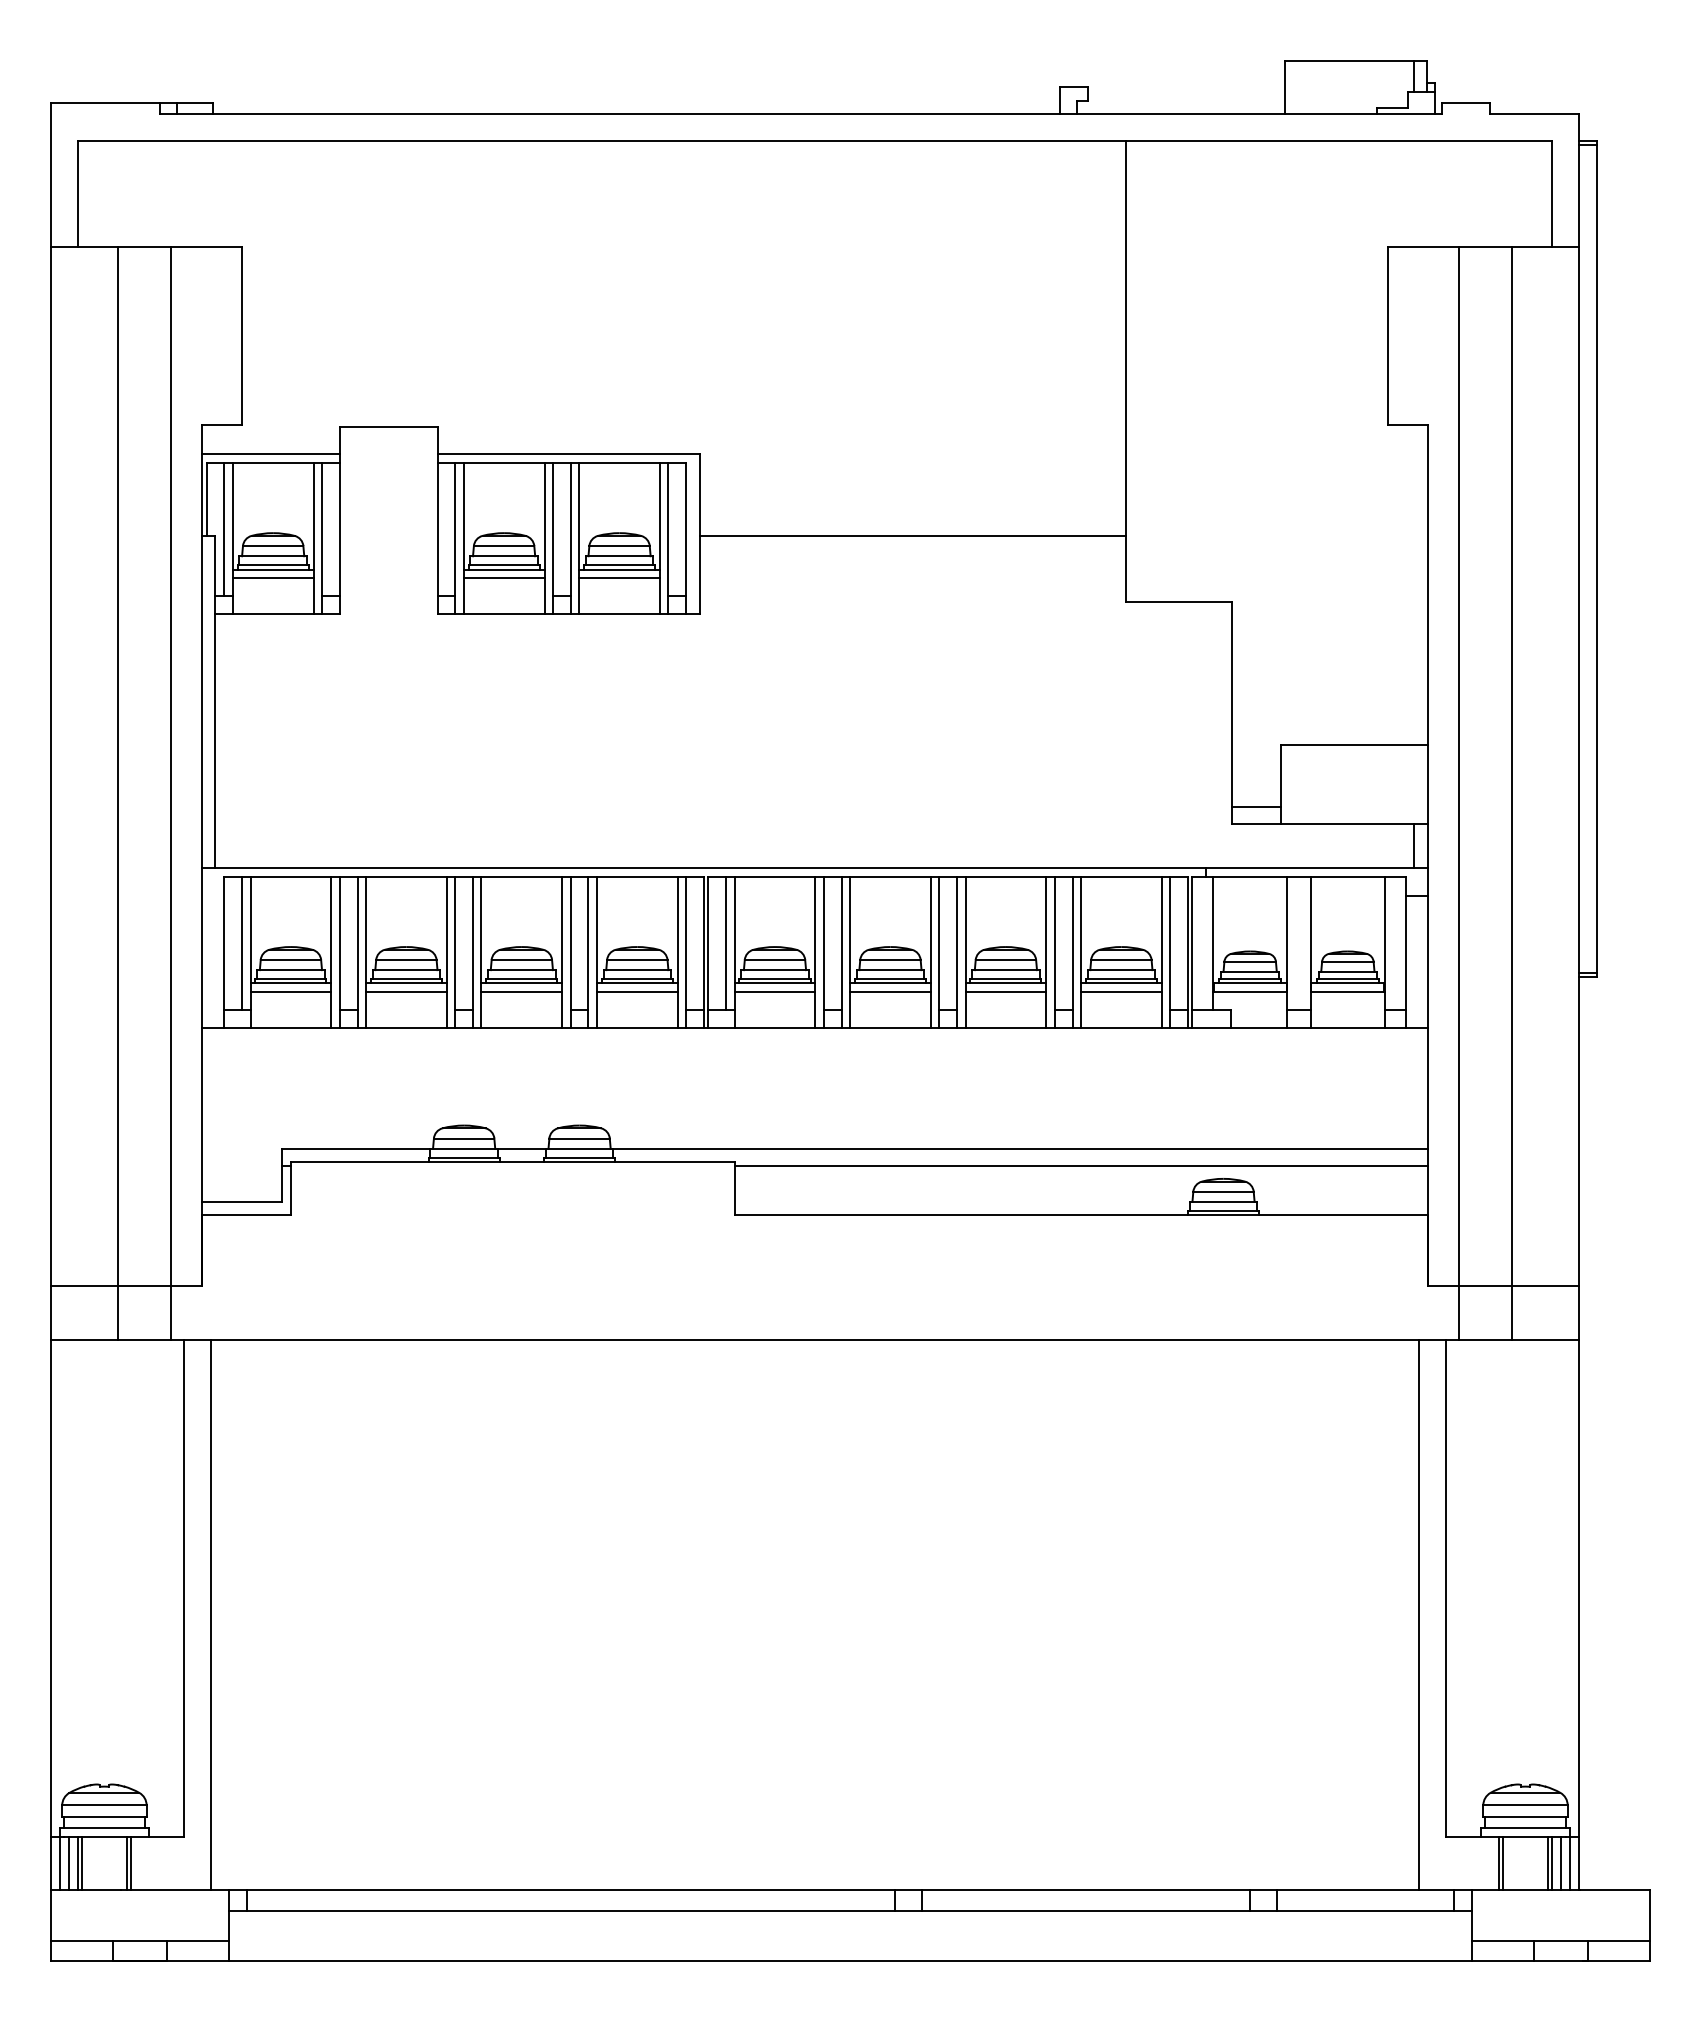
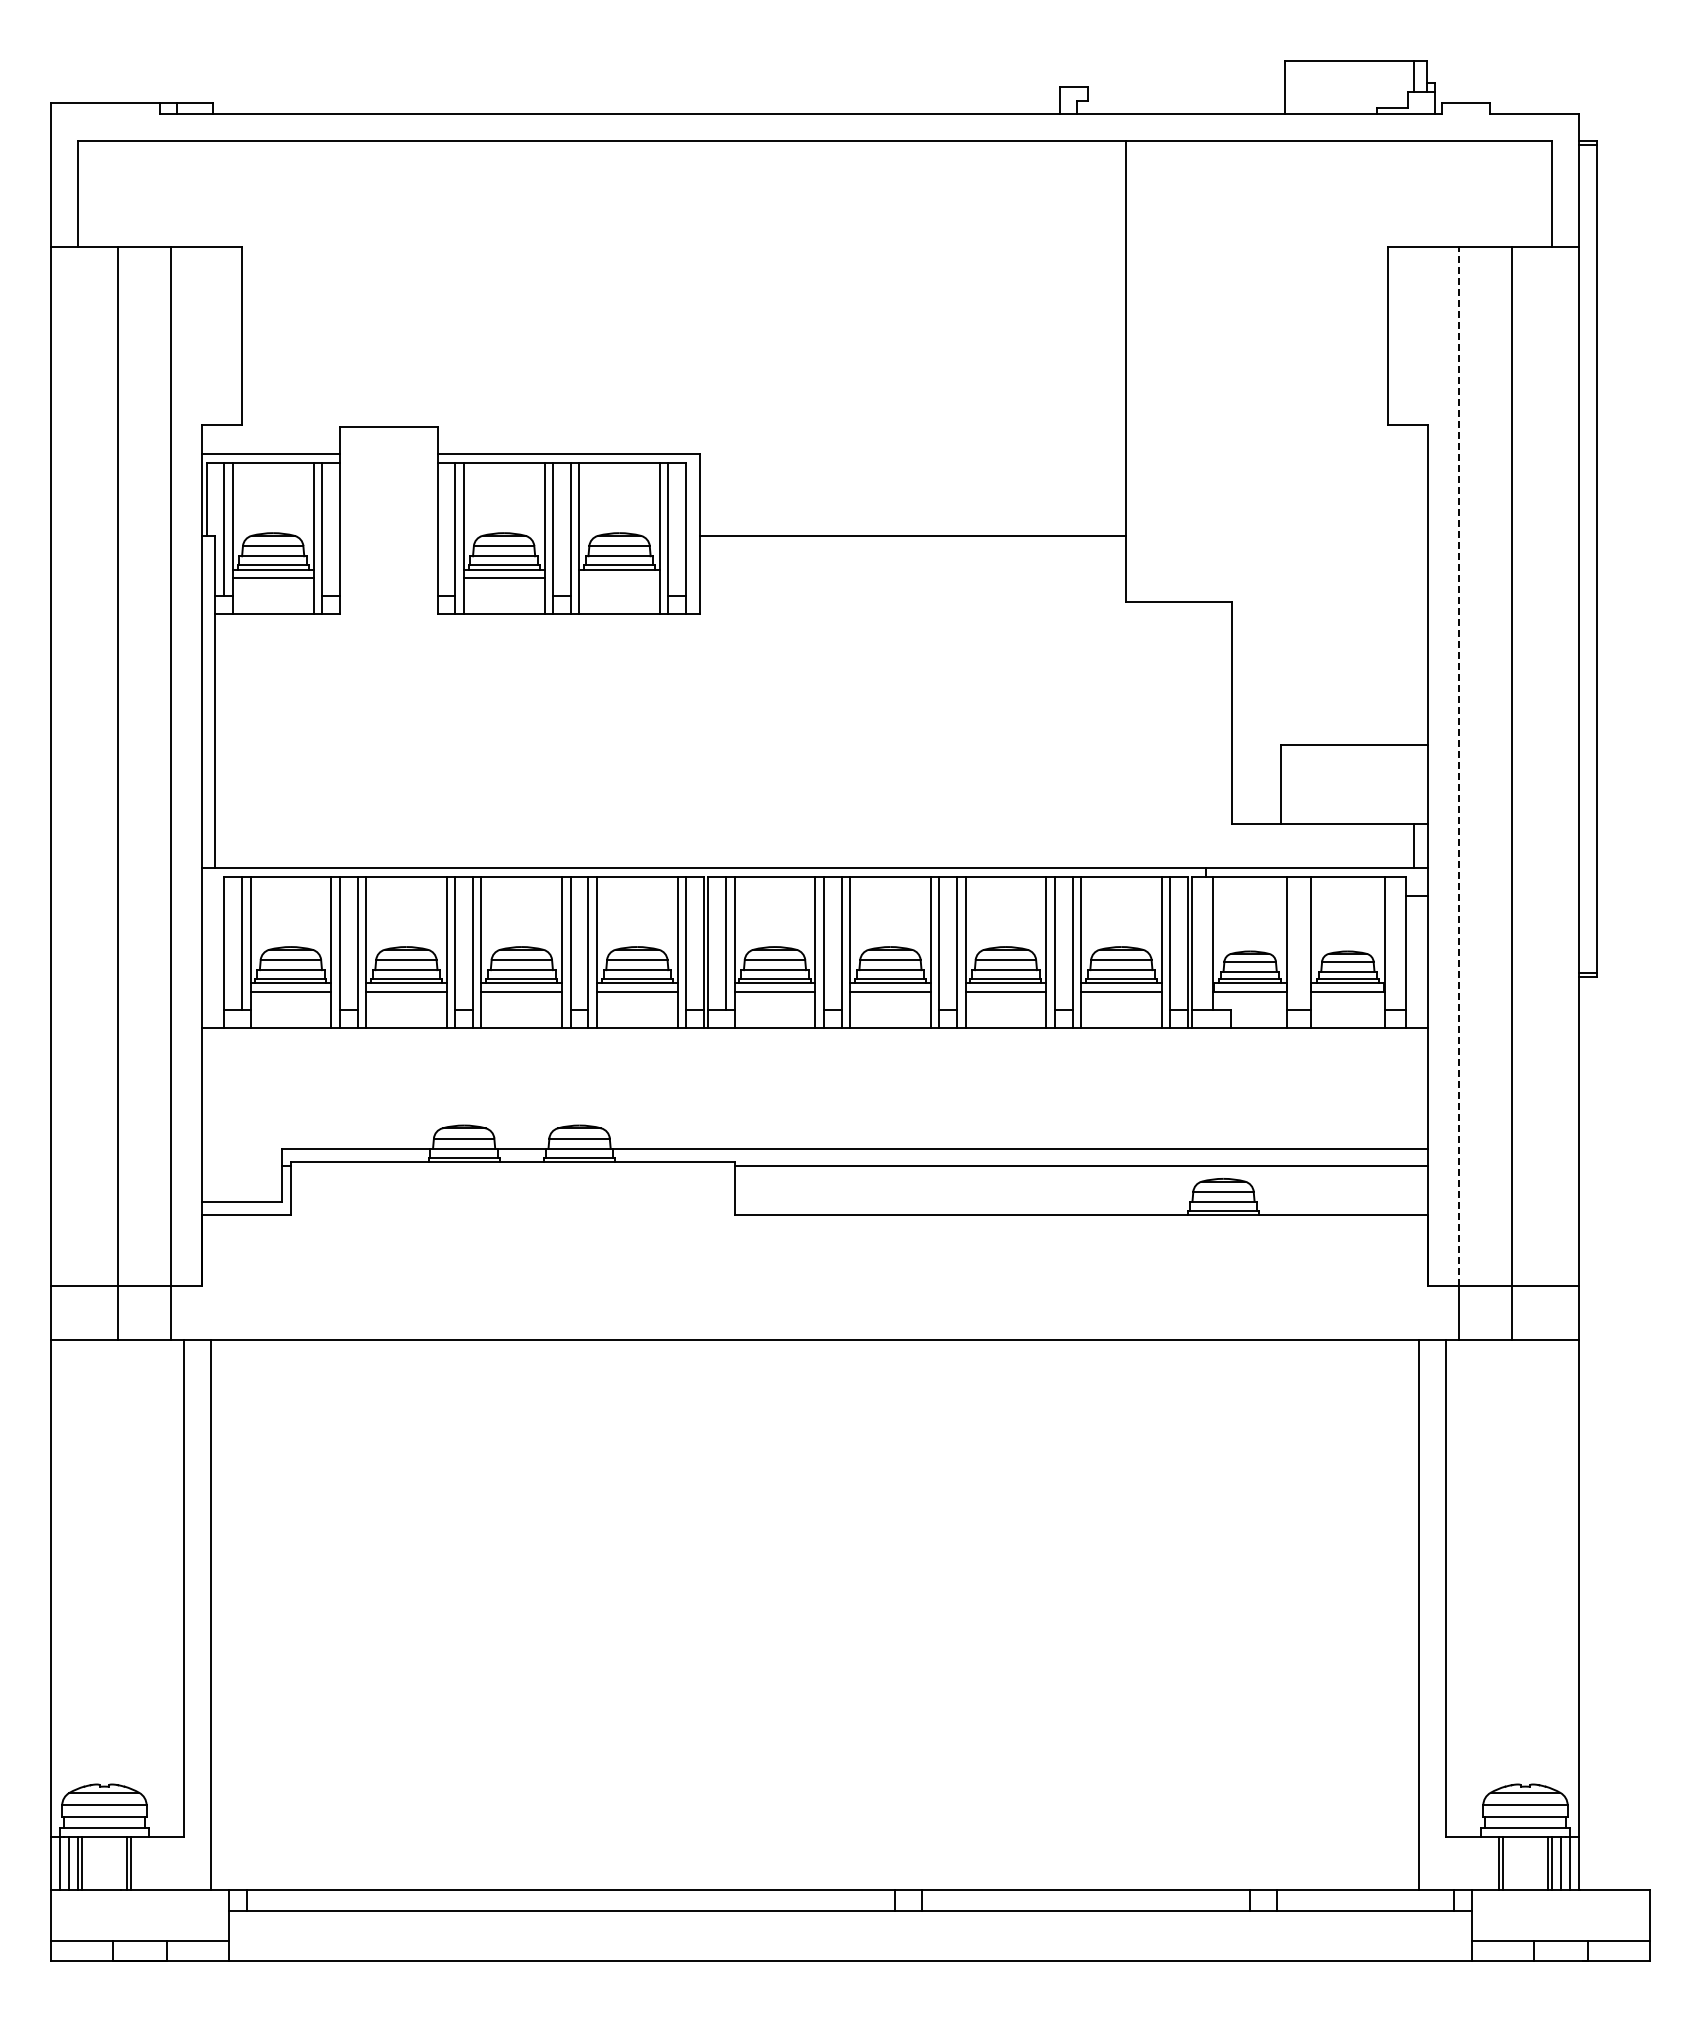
line: present -> none (619, 578)
line: solid -> dashed (1458, 766)
line: present -> none (1256, 806)
